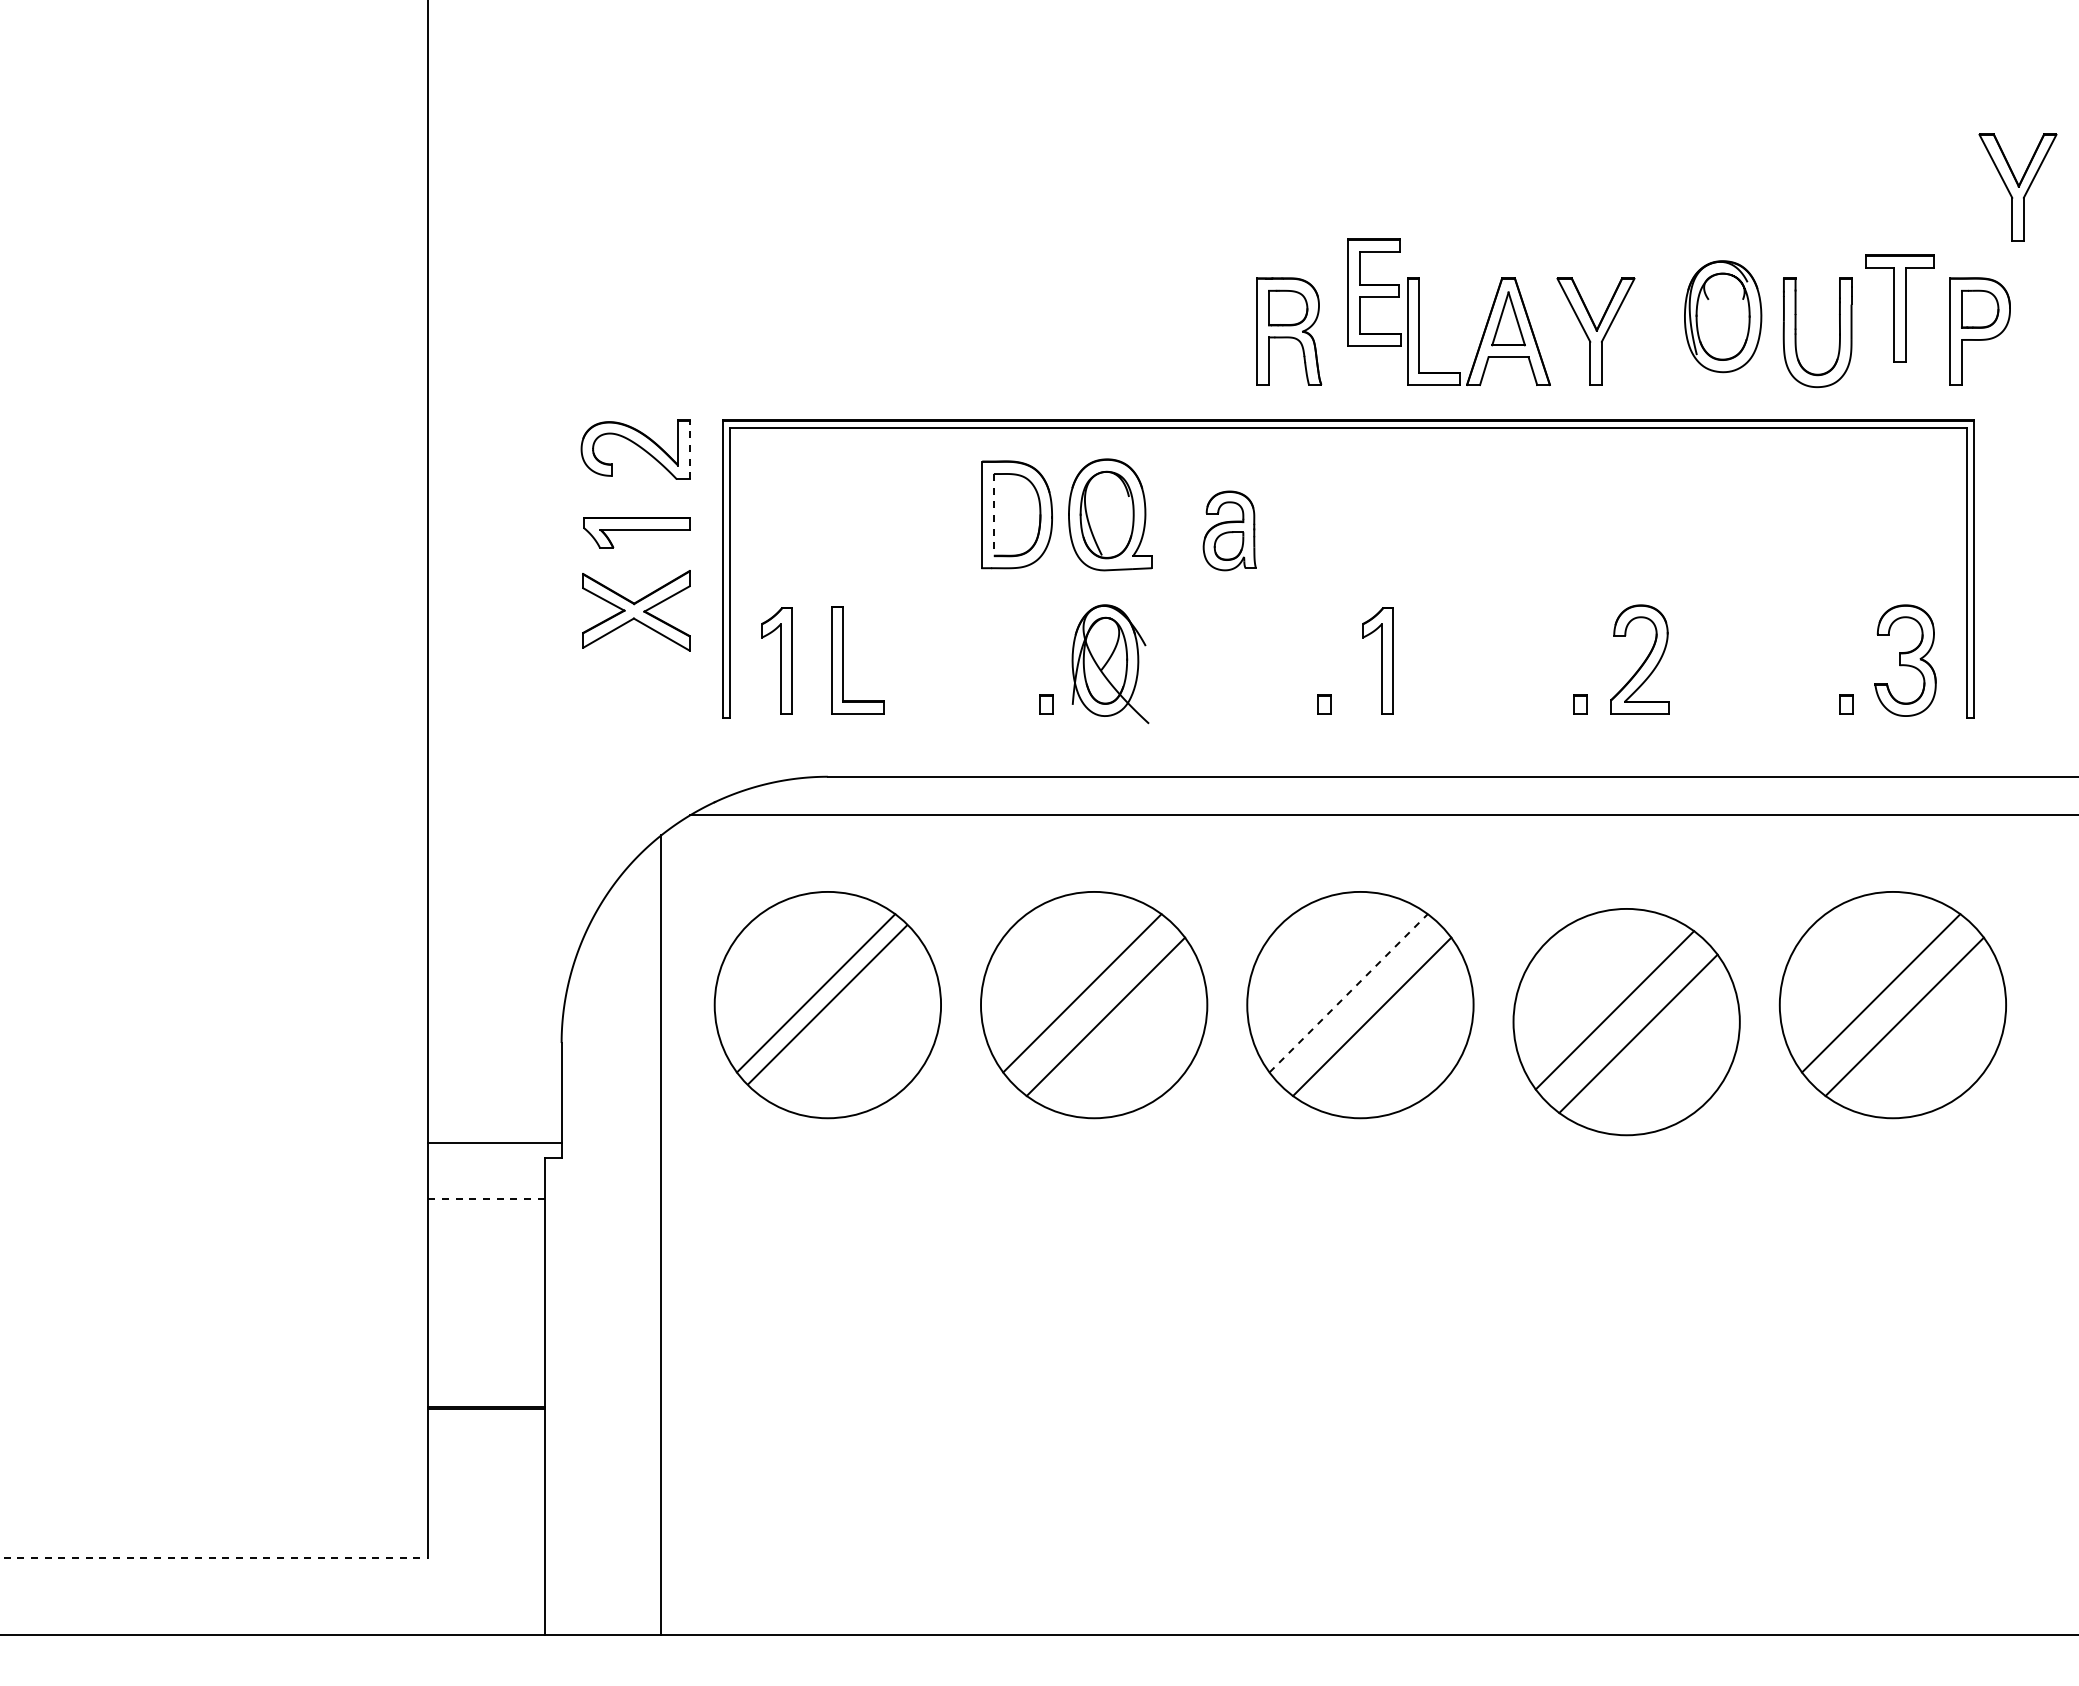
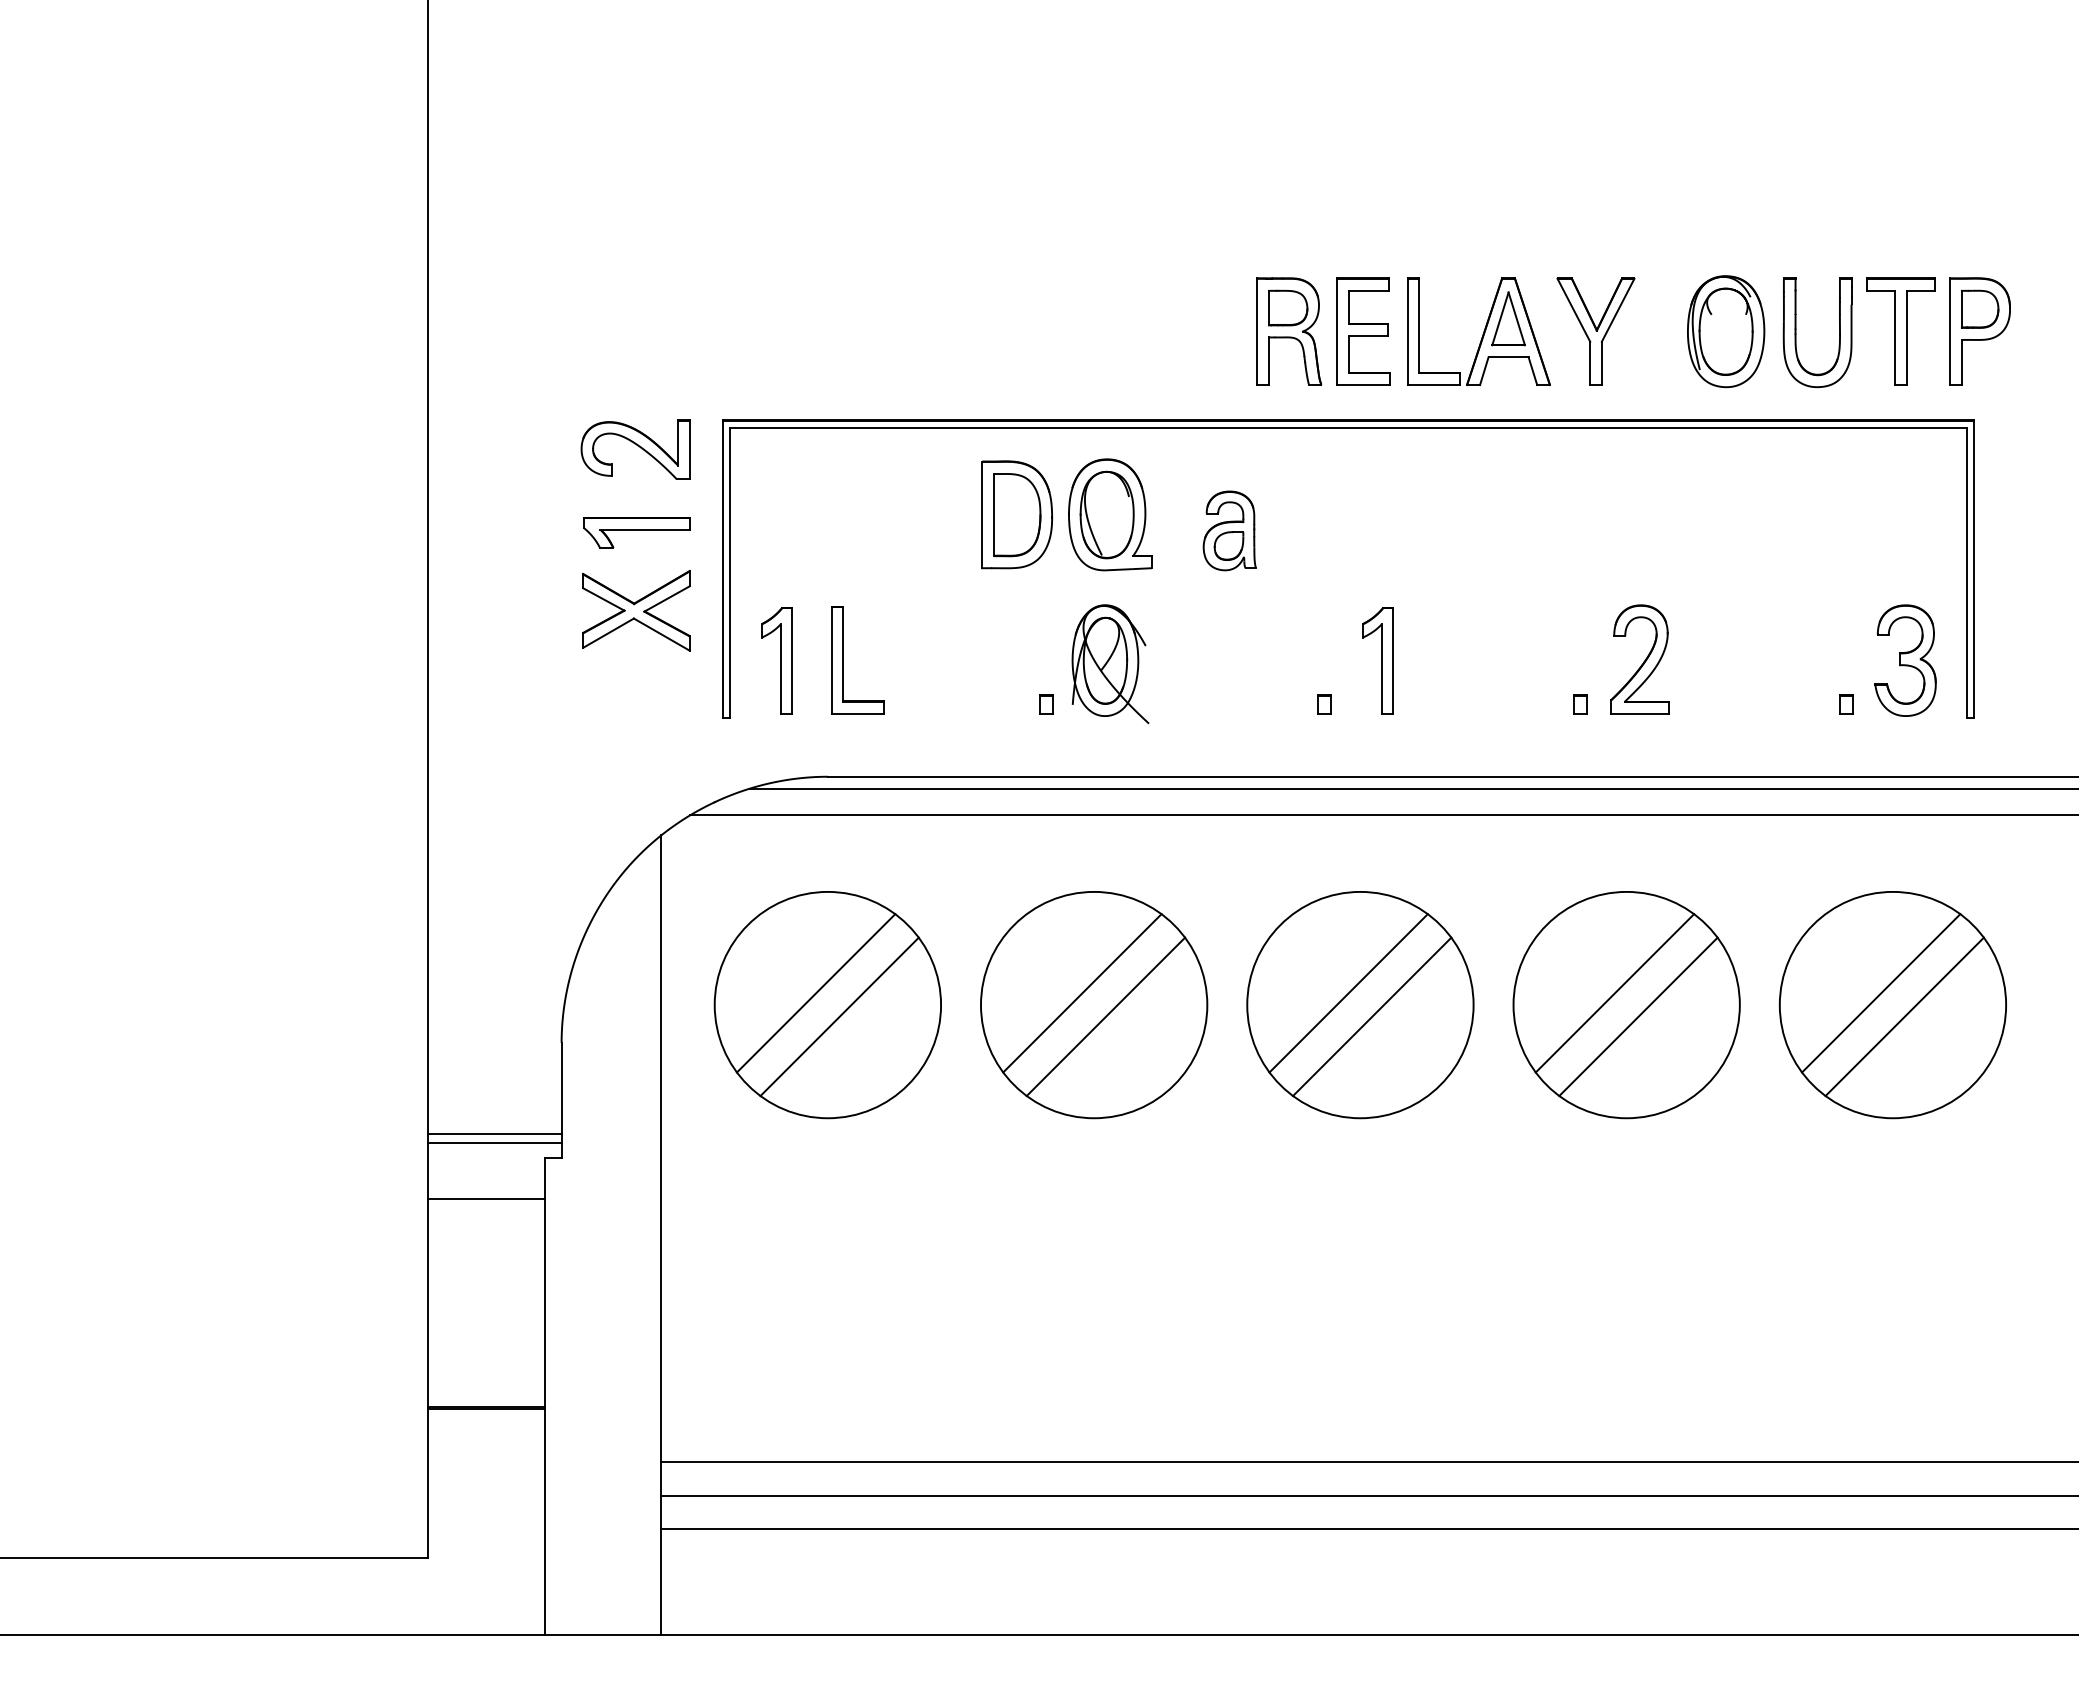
part: present -> none (2017, 187)
part position: (1374, 292) -> (1363, 331) (1363, 331)
part position: (1899, 308) -> (1900, 331) (1900, 331)
part position: (1723, 316) -> (1726, 331) (1726, 331)
line: dashed -> solid (689, 449)
line: dashed -> solid (993, 515)
line: none -> present (1412, 788)
line: dashed -> solid (1348, 993)
line position: (827, 1004) -> (839, 1016) (839, 1016)
part position: (1626, 1022) -> (1626, 1005) (1626, 1005)
line: none -> present (494, 1133)
line: dashed -> solid (487, 1198)
line: none -> present (1368, 1462)
line: none -> present (1368, 1495)
line: none -> present (1368, 1528)
line: dashed -> solid (214, 1558)
